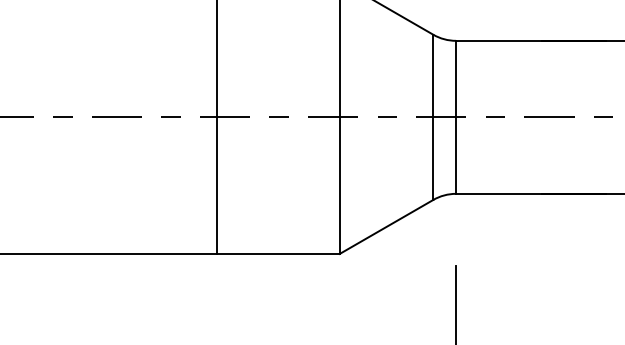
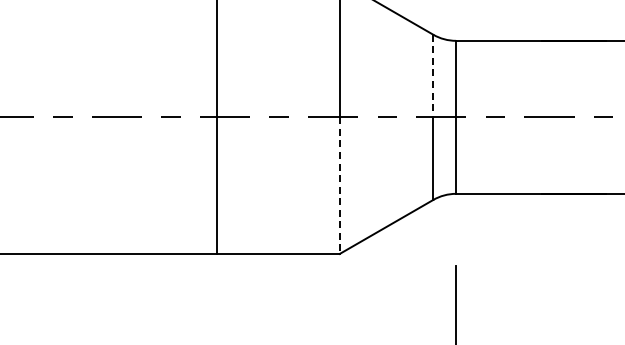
line: solid -> dashed (433, 76)
line: solid -> dashed (339, 186)
